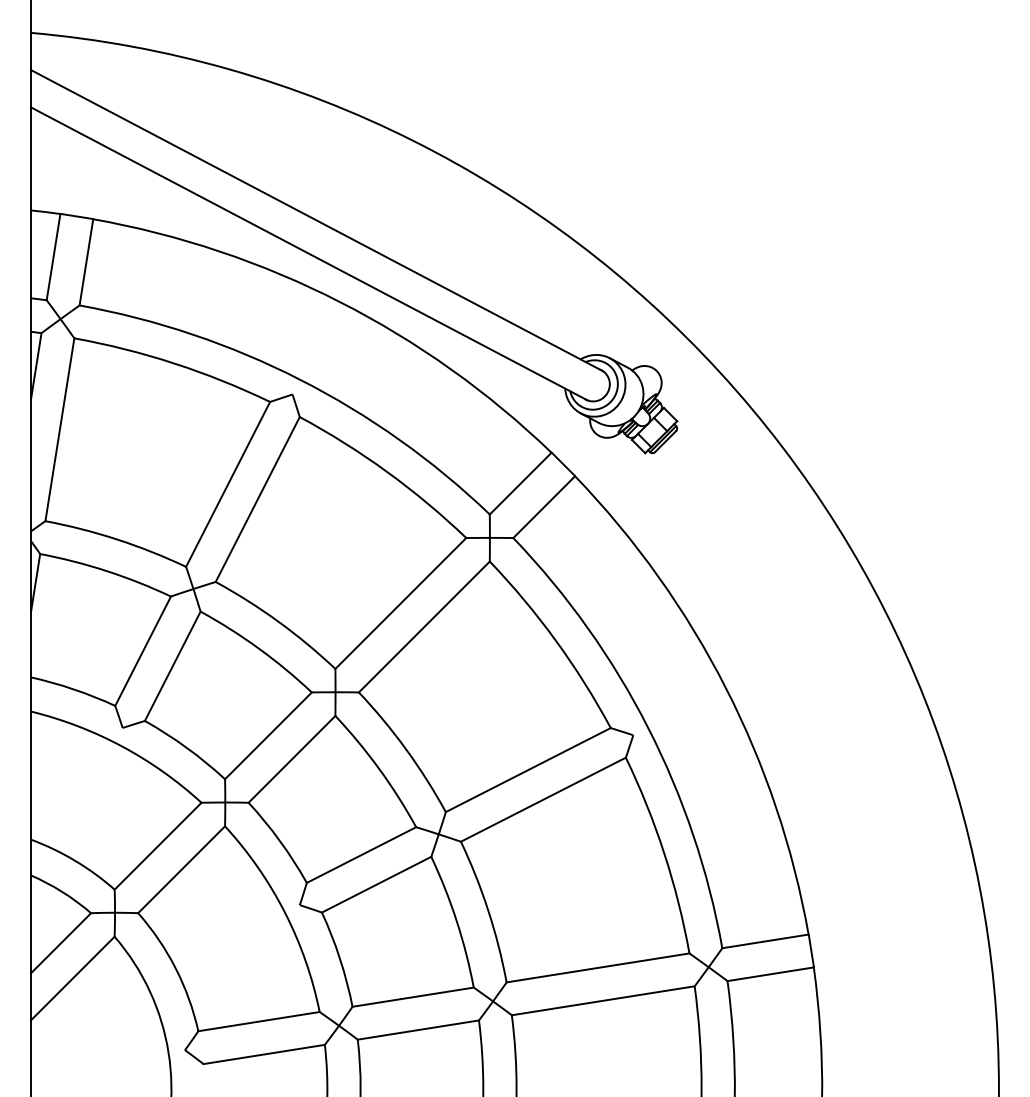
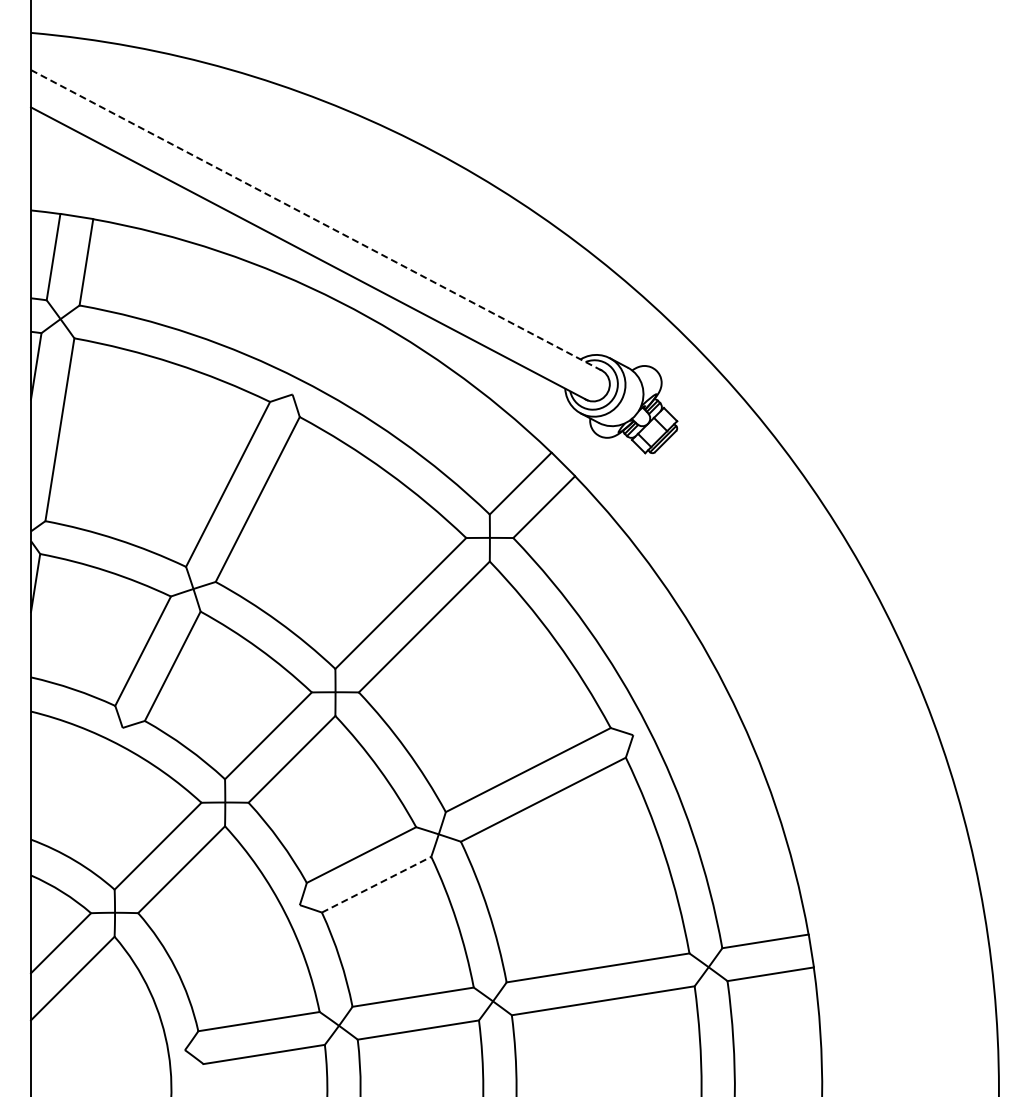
line: solid -> dashed (317, 220)
line: solid -> dashed (377, 884)
